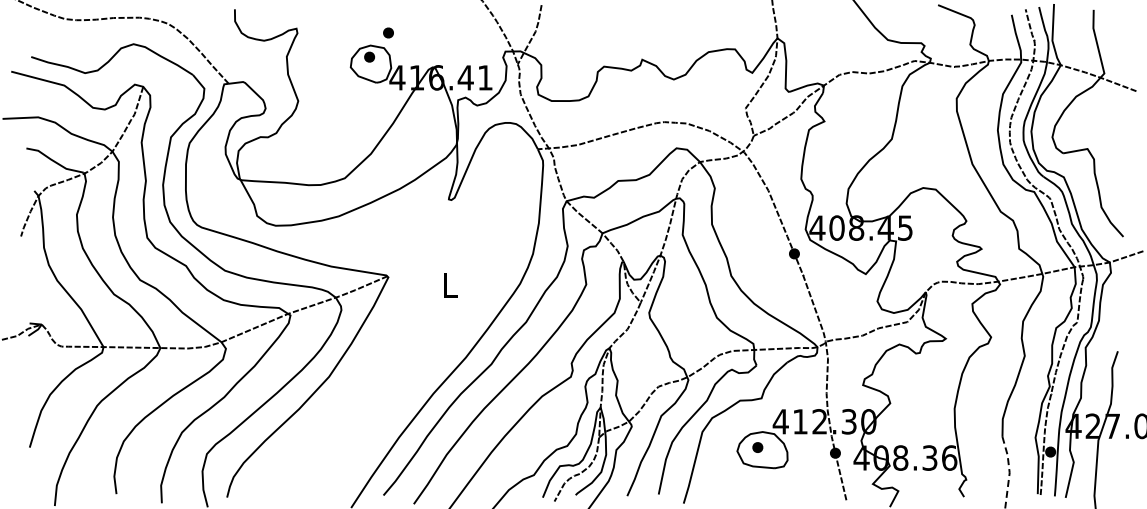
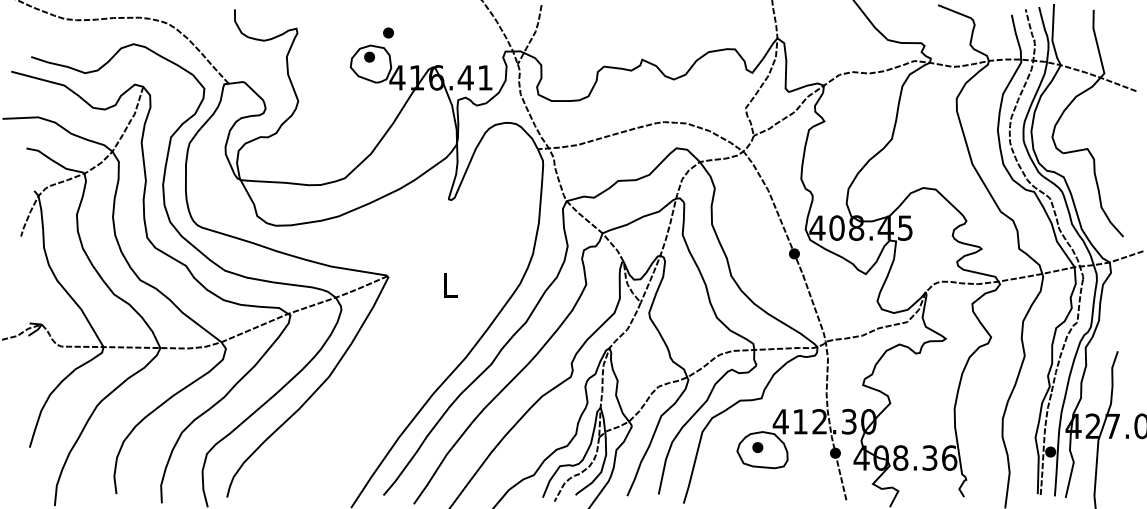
line: dashed -> solid (1009, 471)
